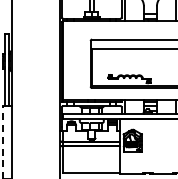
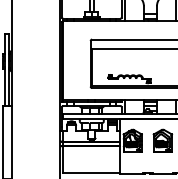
part: none -> present (162, 140)
line: dashed -> solid (2, 142)
